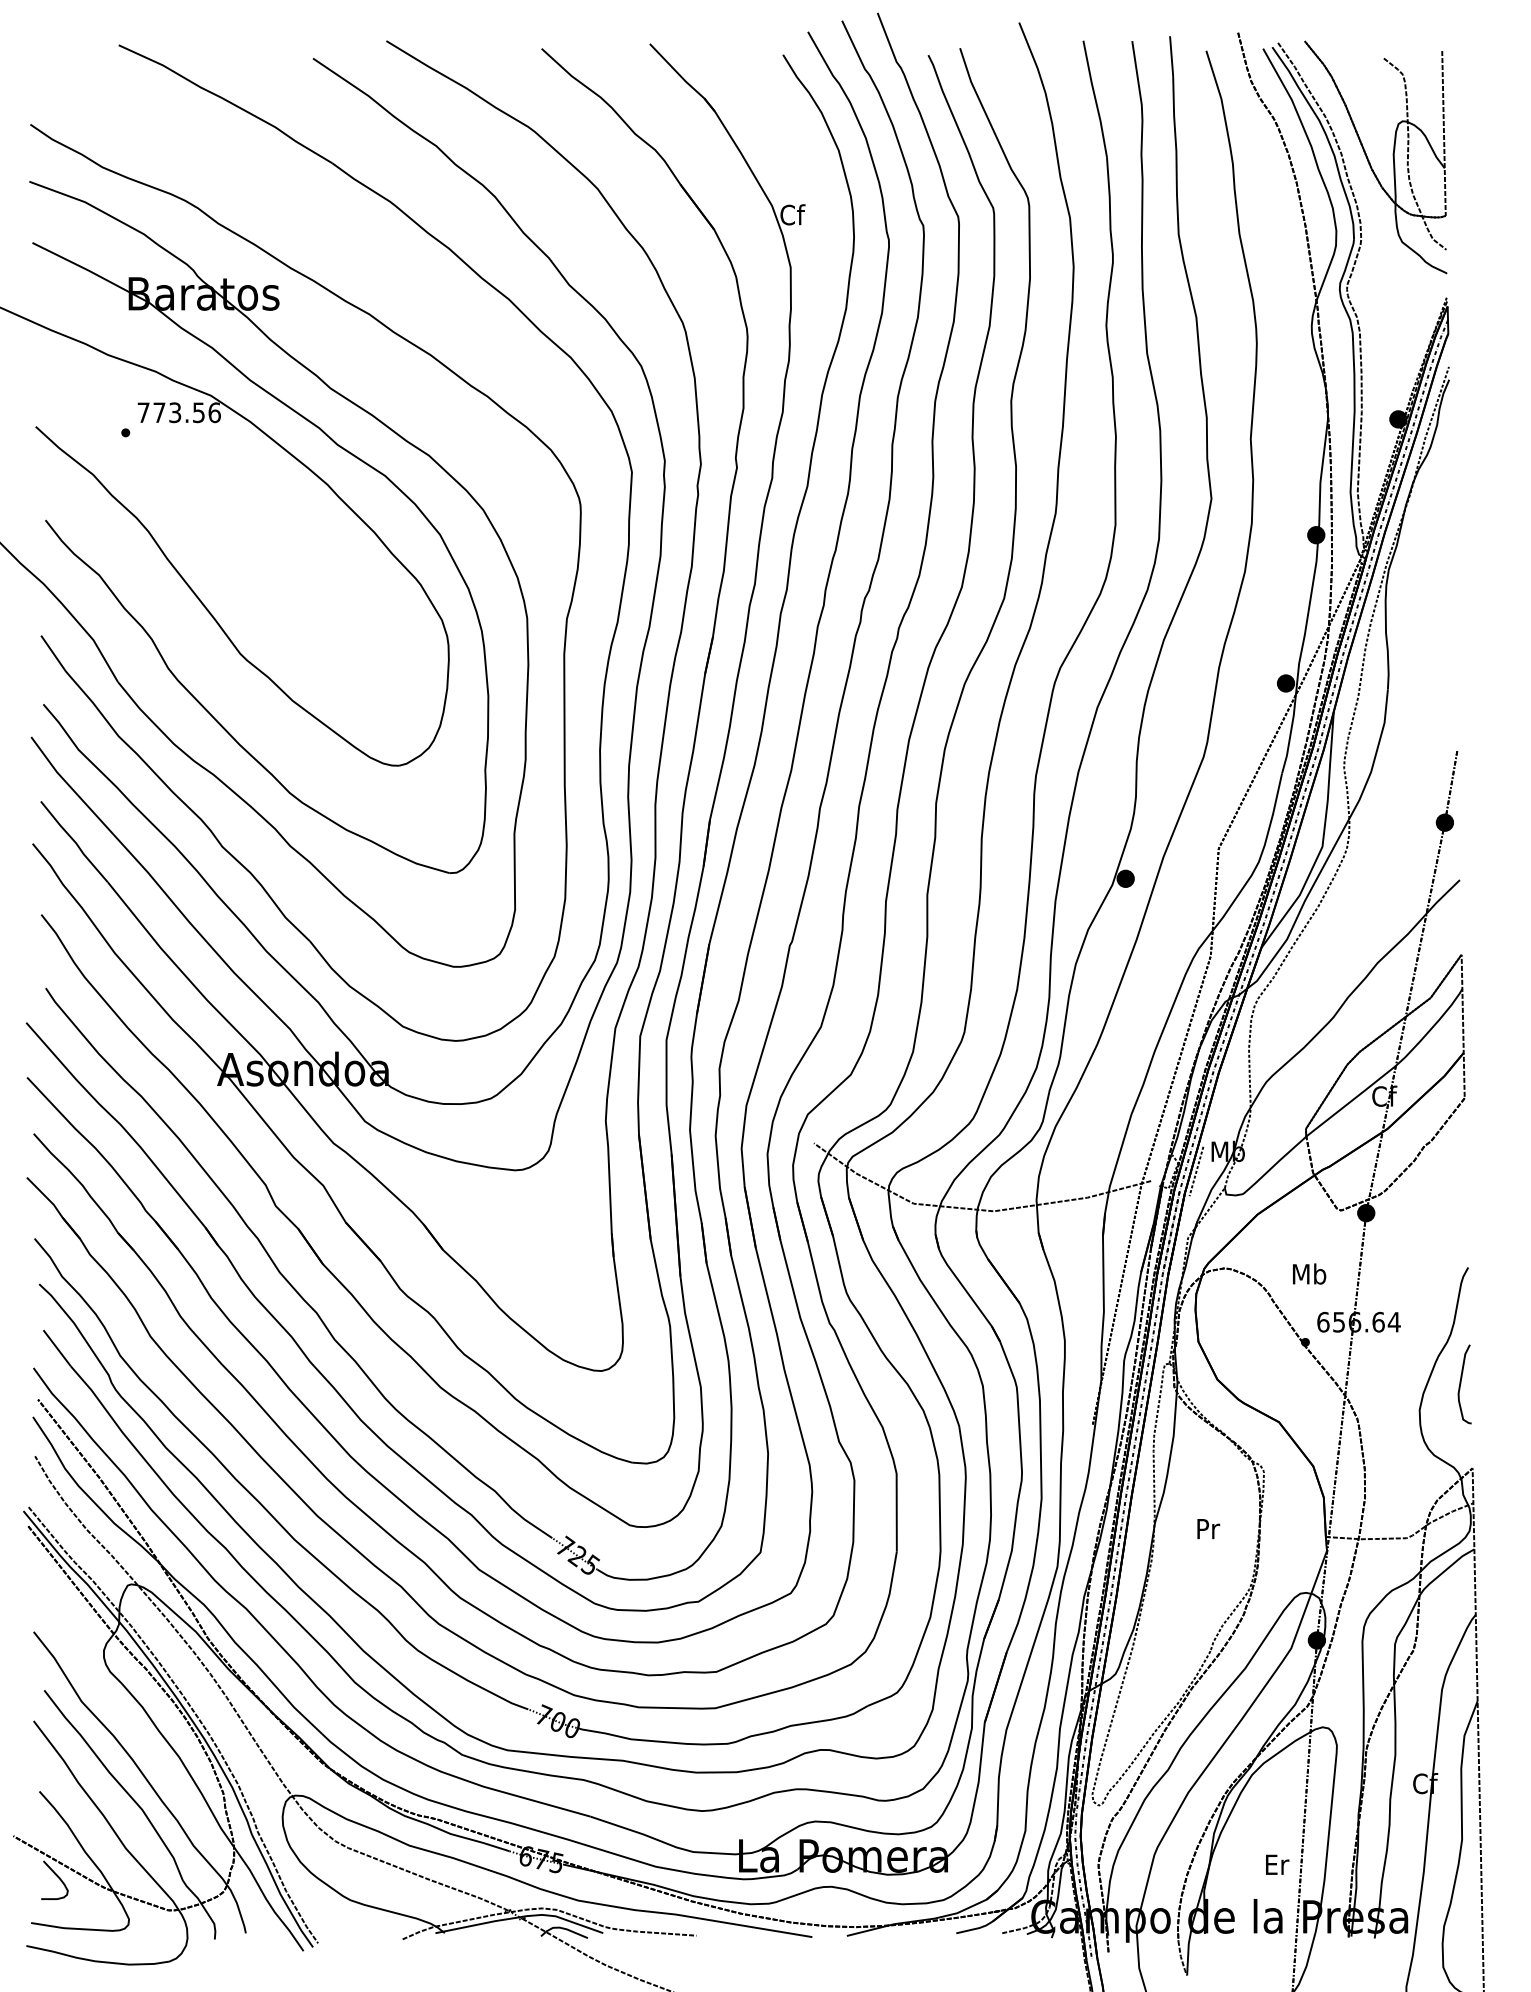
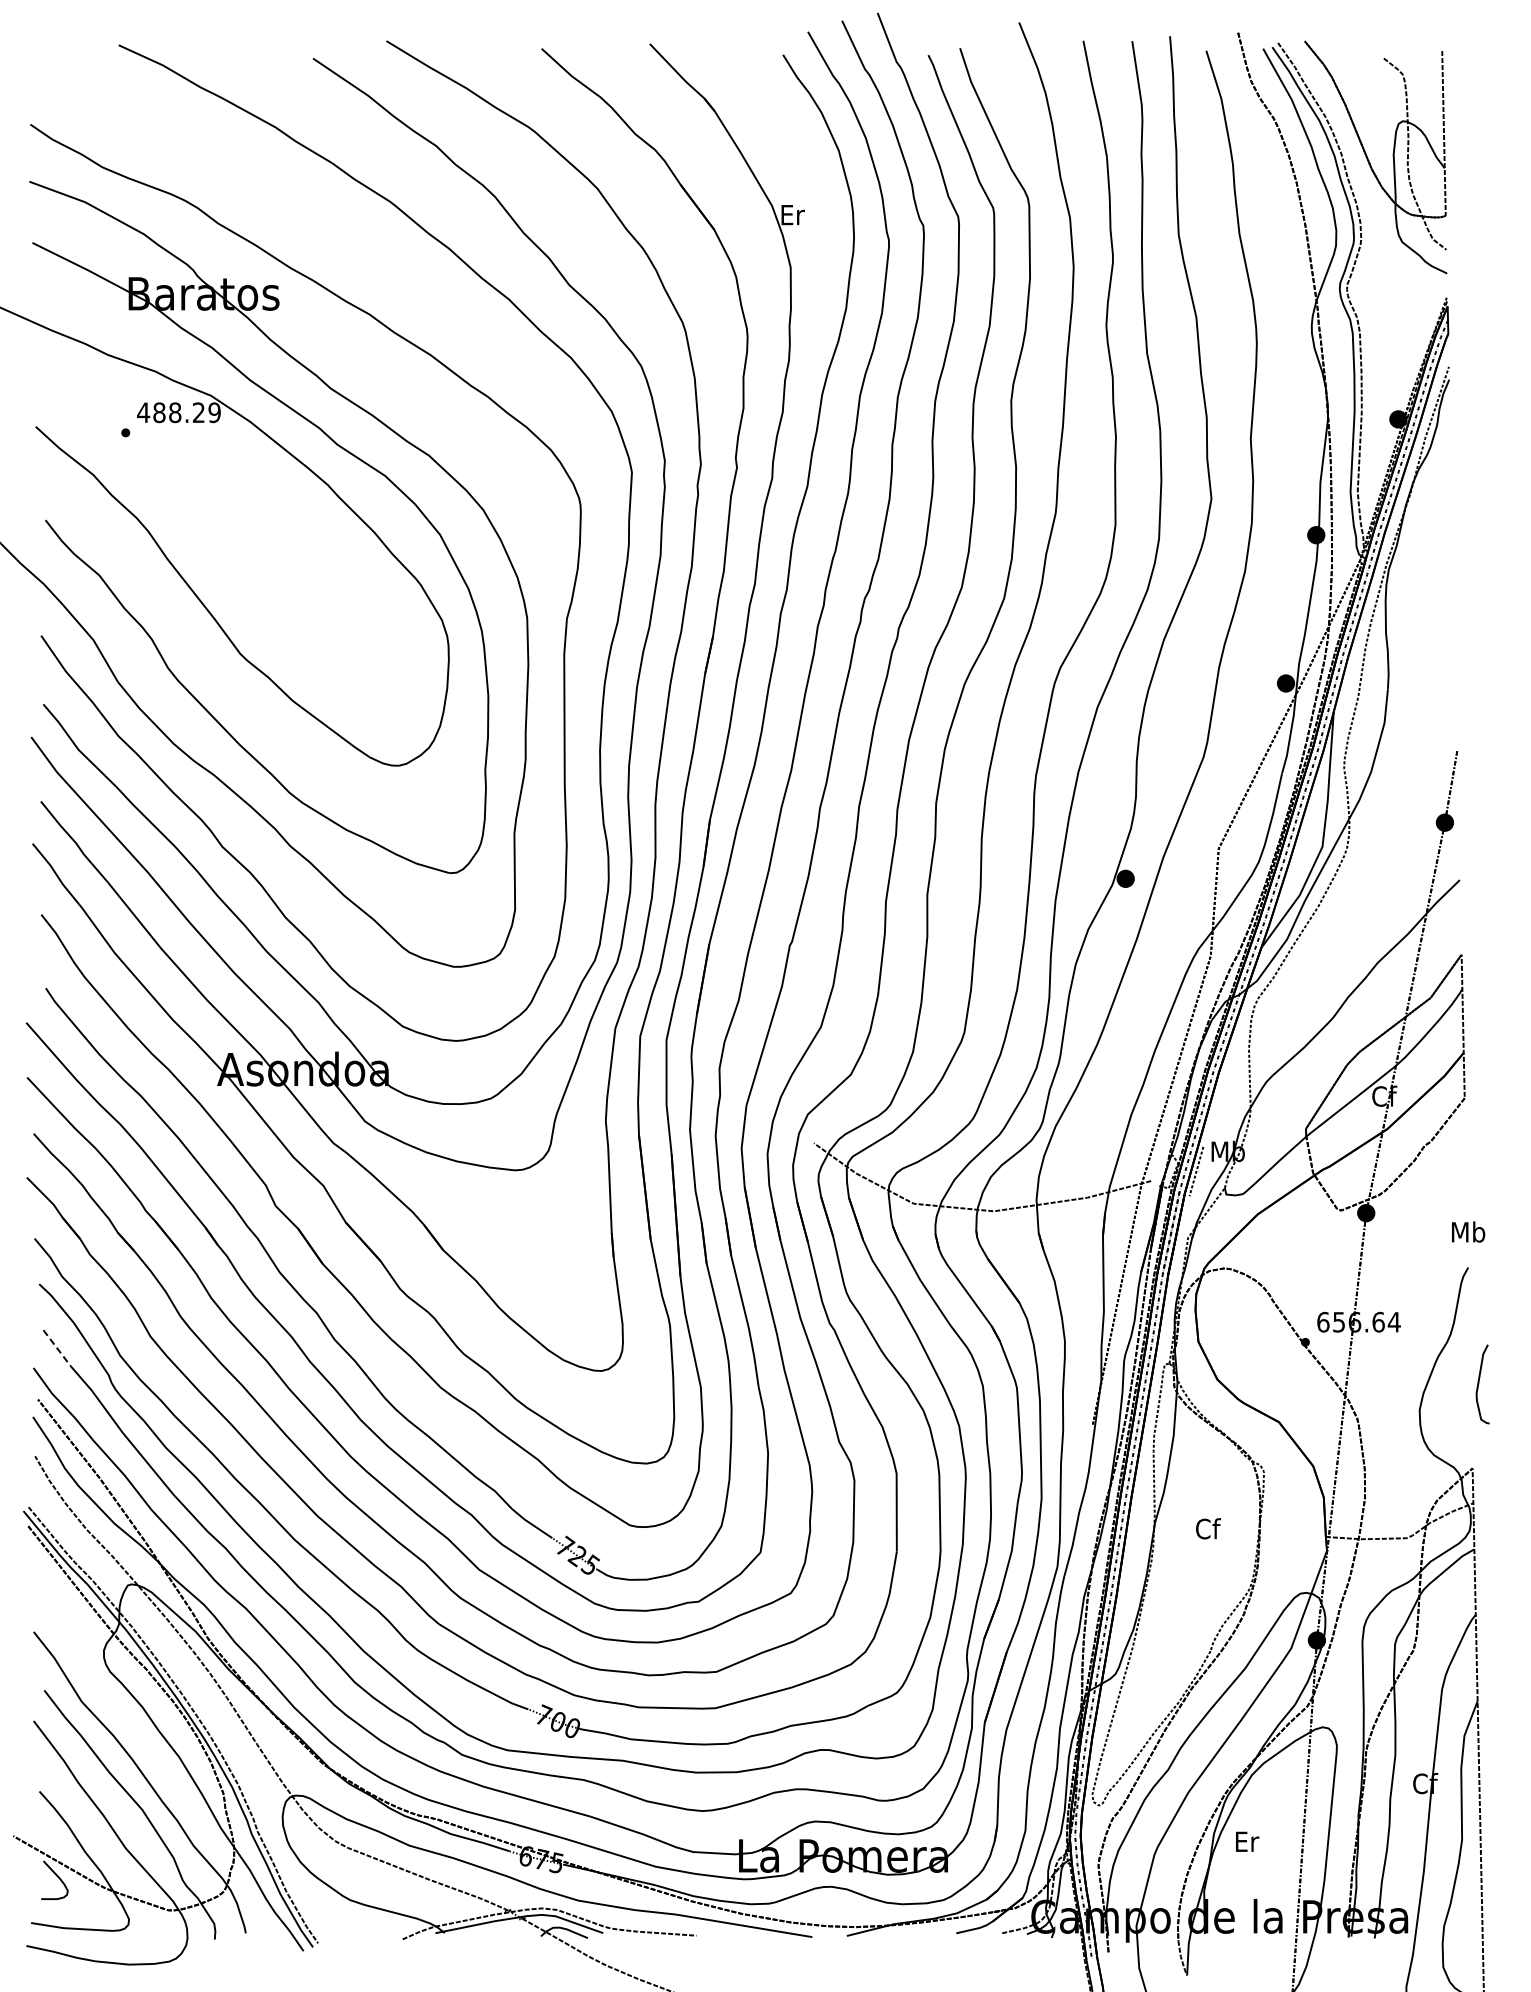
text: Cf -> Er (792, 214)
text: 773.56 -> 488.29 (178, 412)
text position: (1309, 1273) -> (1468, 1231) (1468, 1231)
line: solid -> dashed (57, 1348)
curve position: (1461, 1384) -> (1479, 1384) (1479, 1384)
text: Pr -> Cf (1208, 1528)
text position: (1277, 1864) -> (1247, 1841) (1247, 1841)
